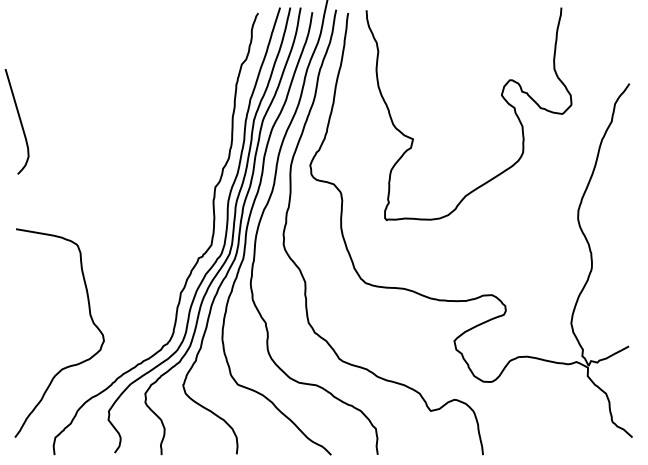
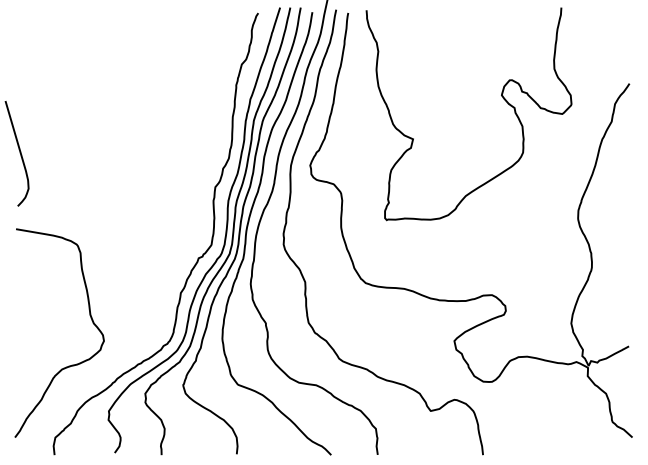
curve position: (19, 121) -> (19, 153) (19, 153)
